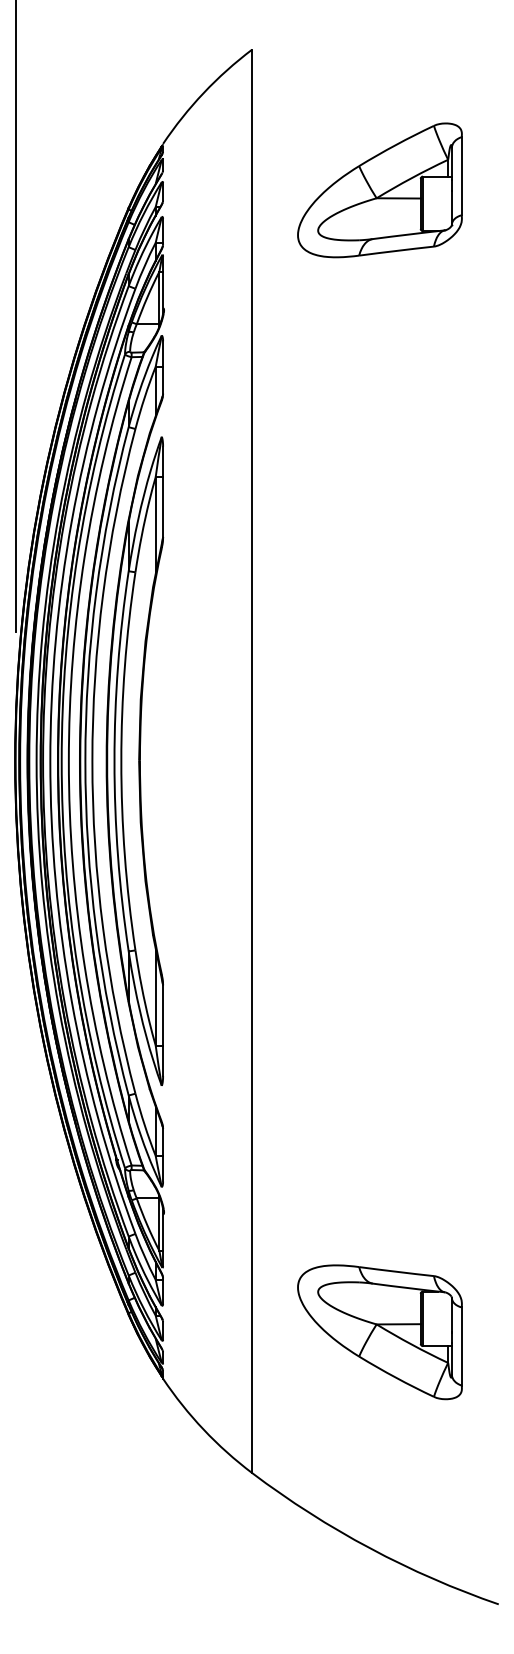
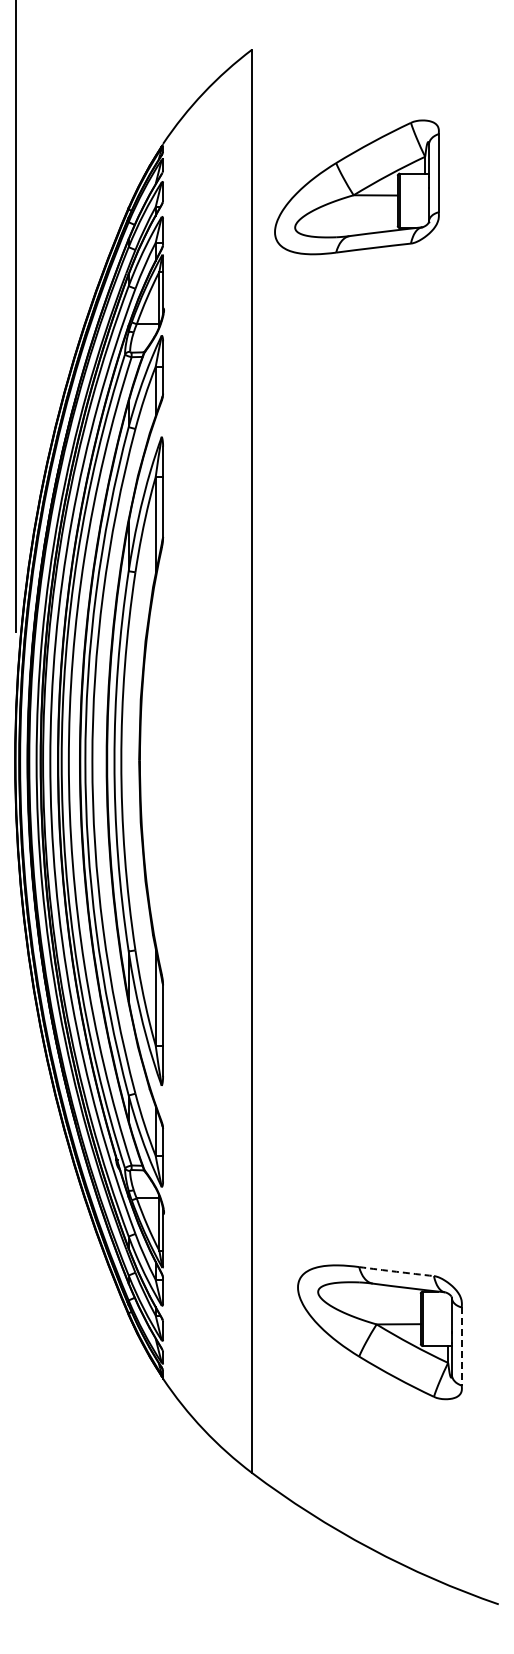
part position: (379, 190) -> (356, 187) (356, 187)
arc: solid -> dashed (396, 1271)
line: solid -> dashed (461, 1346)
